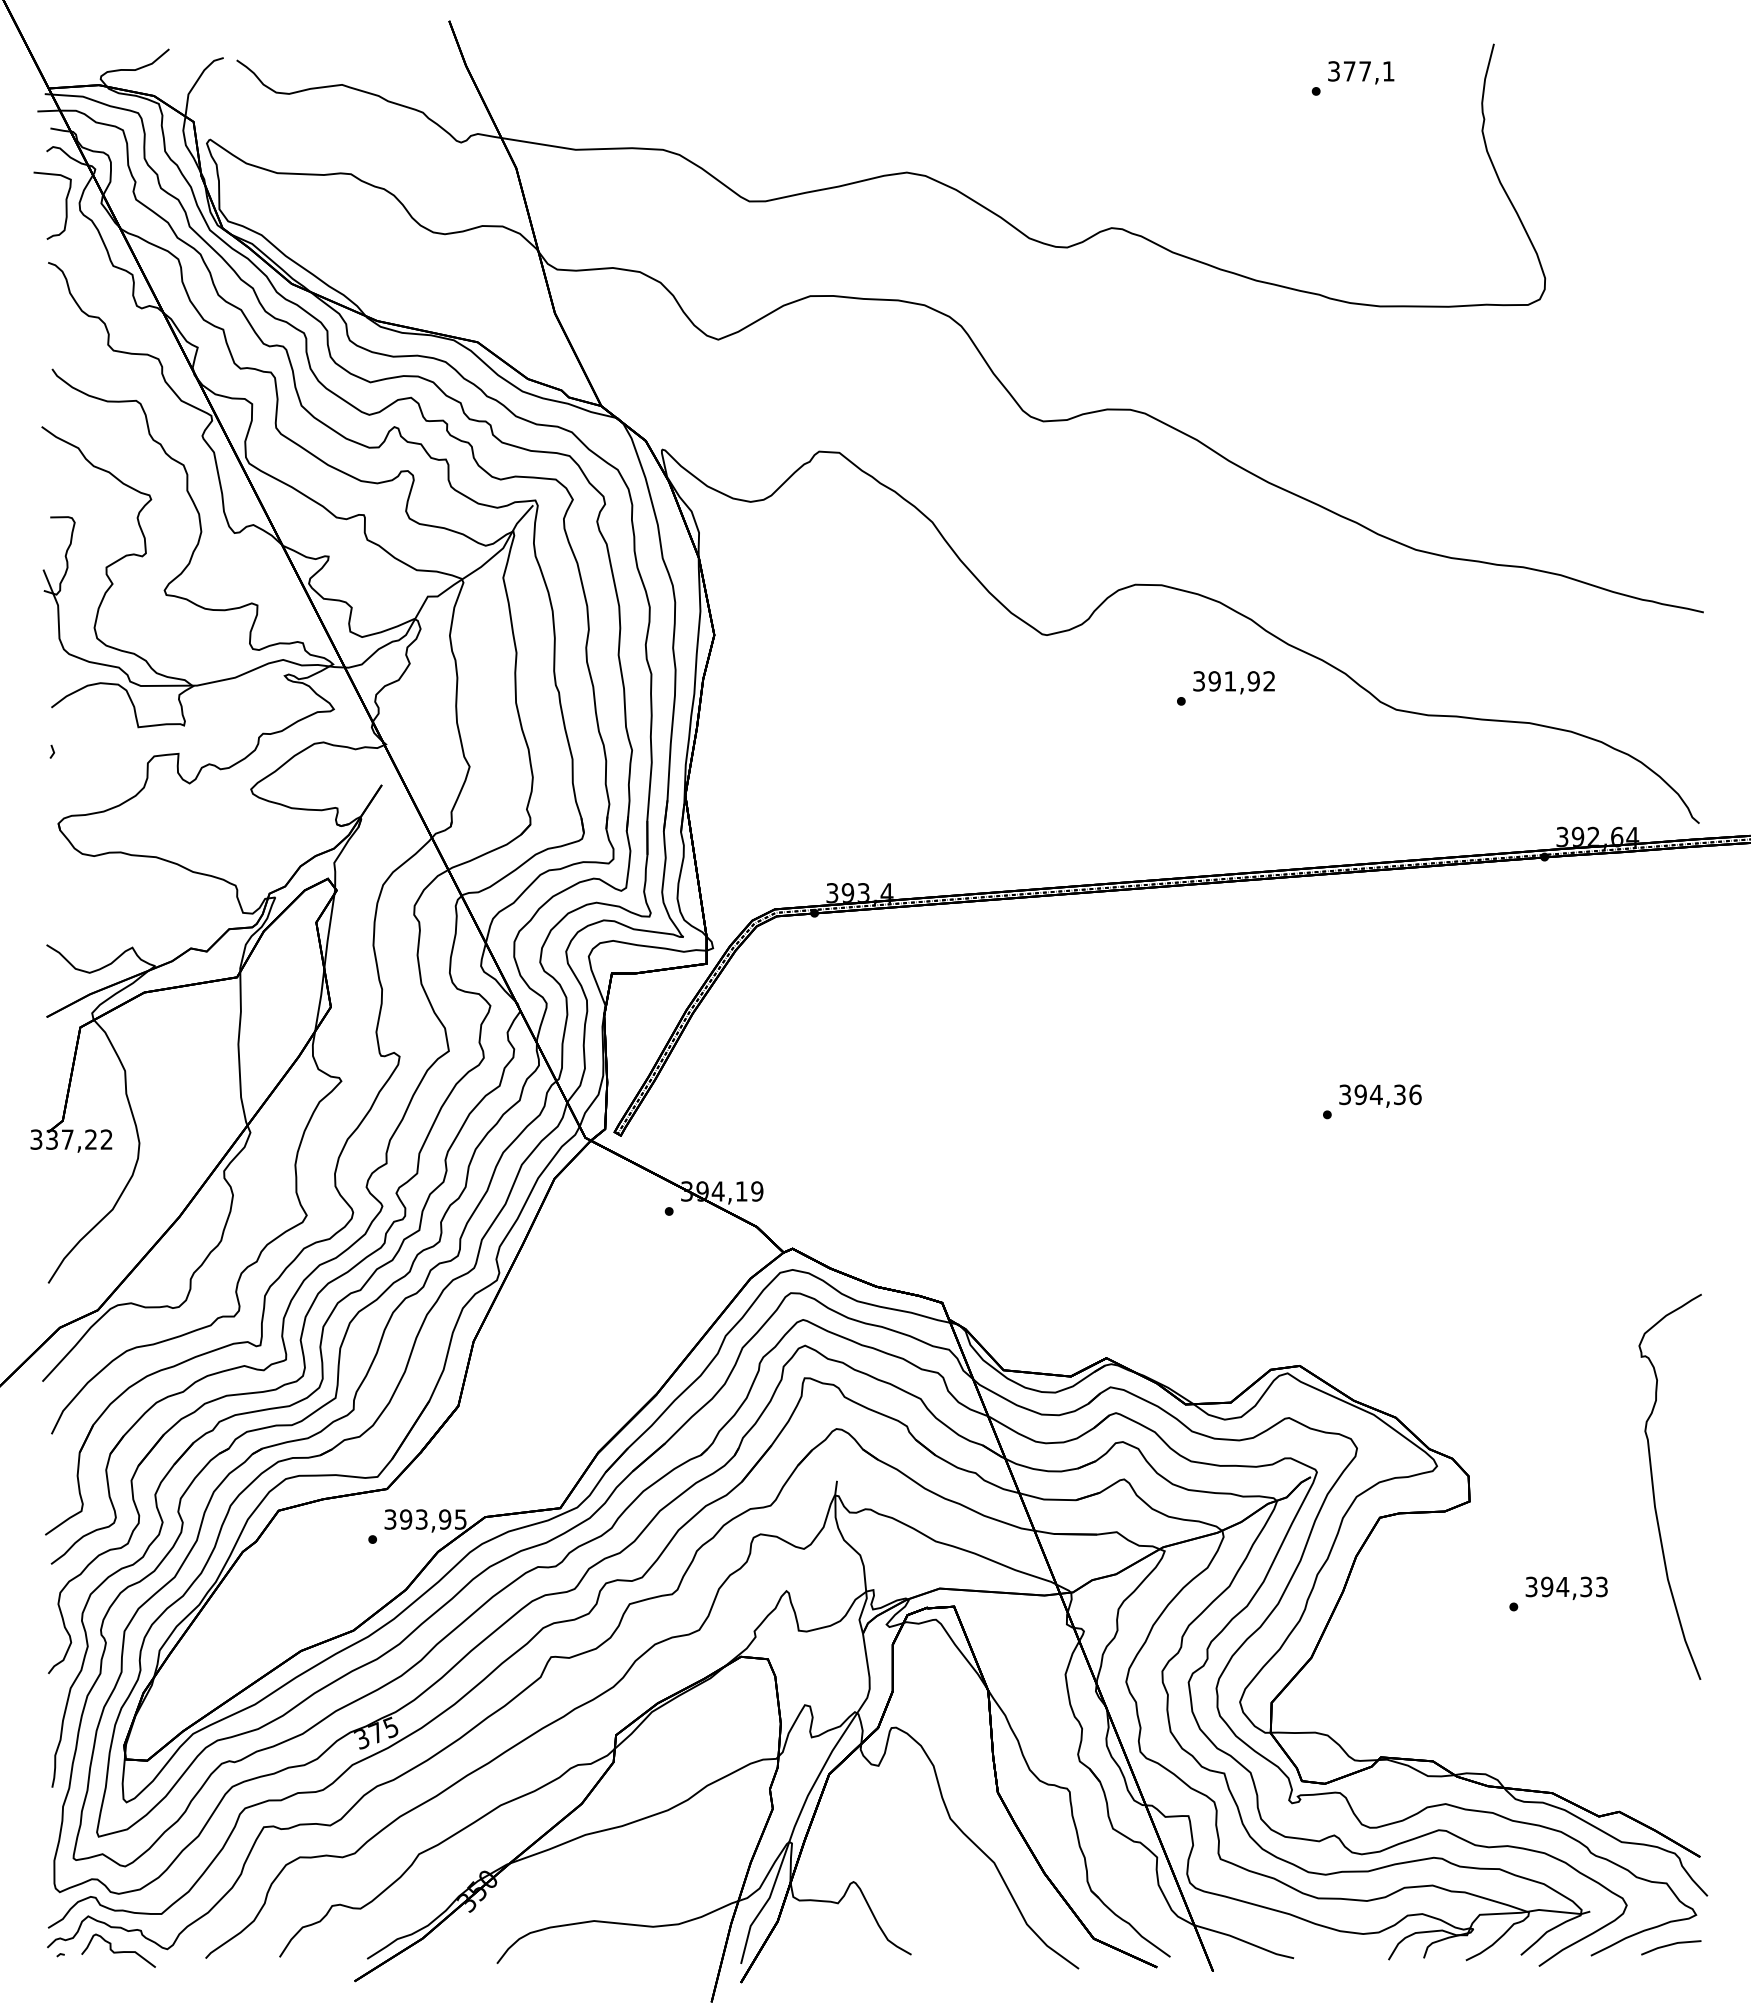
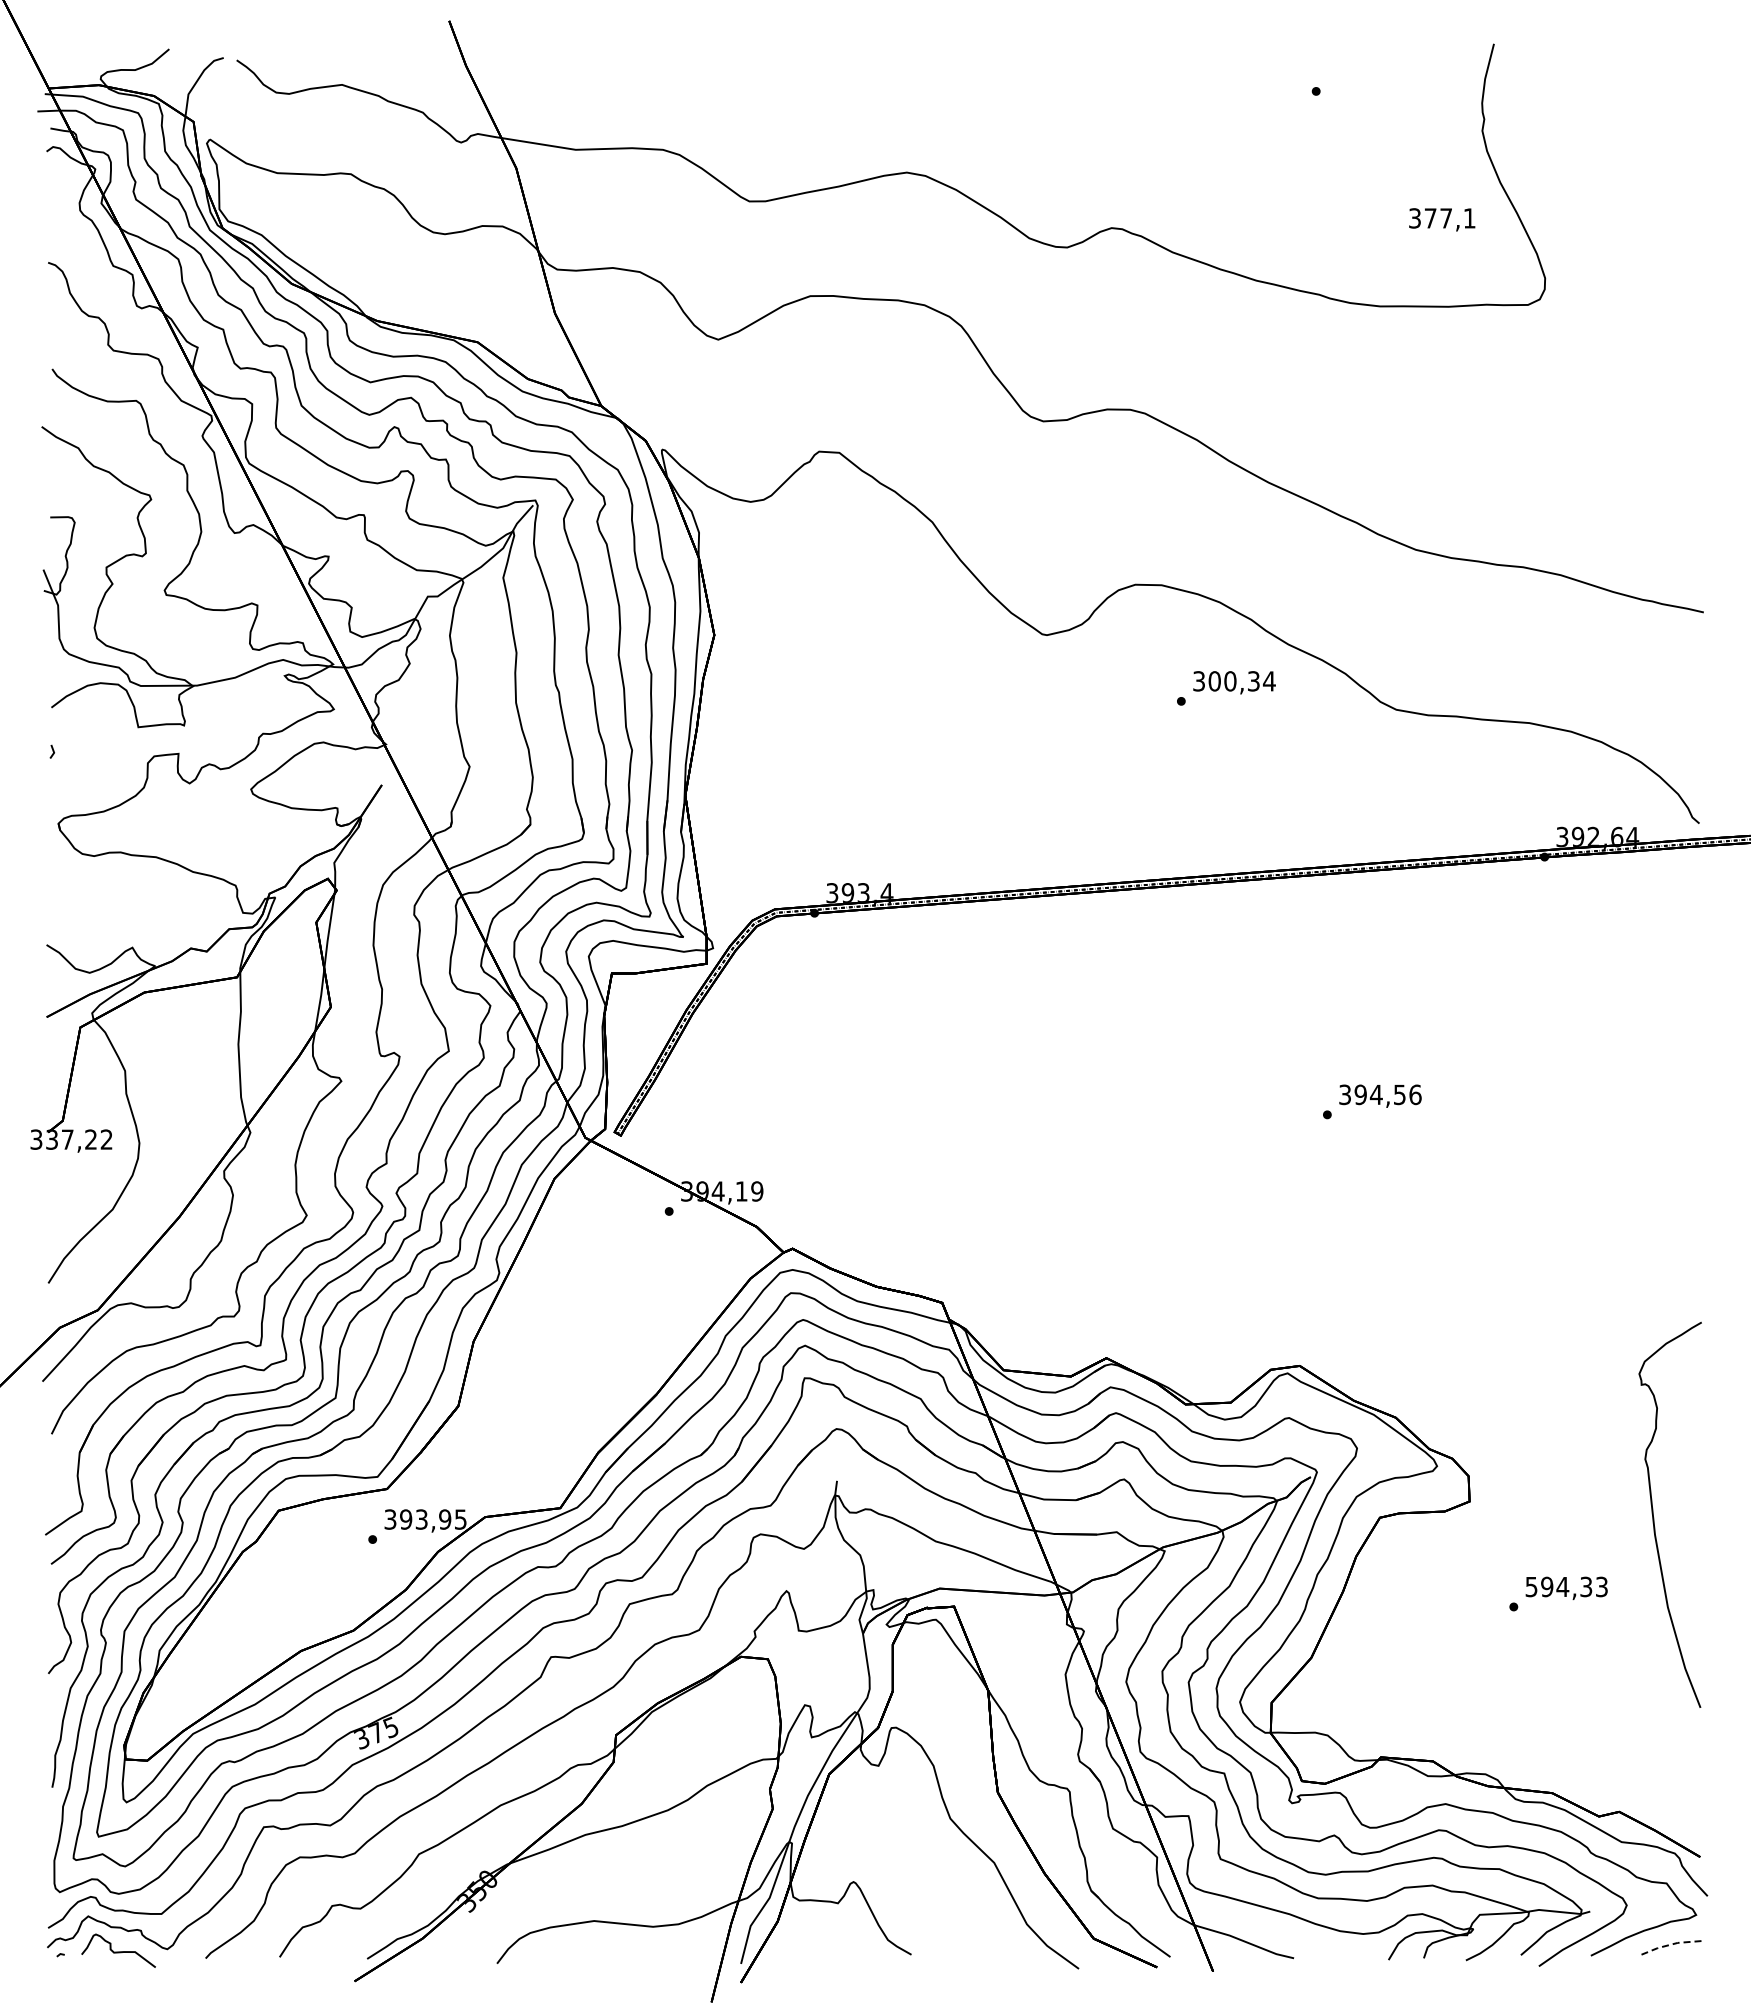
text position: (1361, 72) -> (1442, 219) (1442, 219)
curve: present -> none (65, 205)
text: 391,92 -> 300,34 (1241, 681)
text: 394,36 -> 394,56 (1399, 1094)
curve position: (1654, 1489) -> (1654, 1517) (1654, 1517)
text: 394,33 -> 594,33 (1531, 1586)
line: solid -> dashed (1670, 1944)
